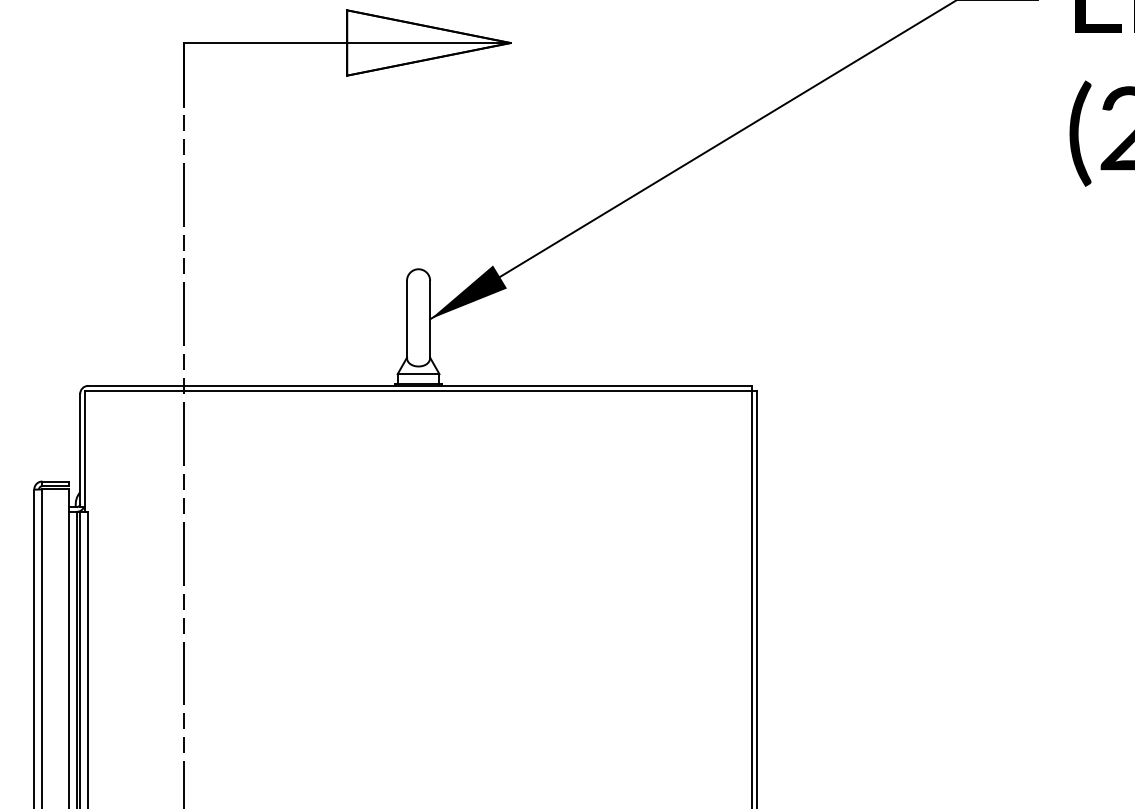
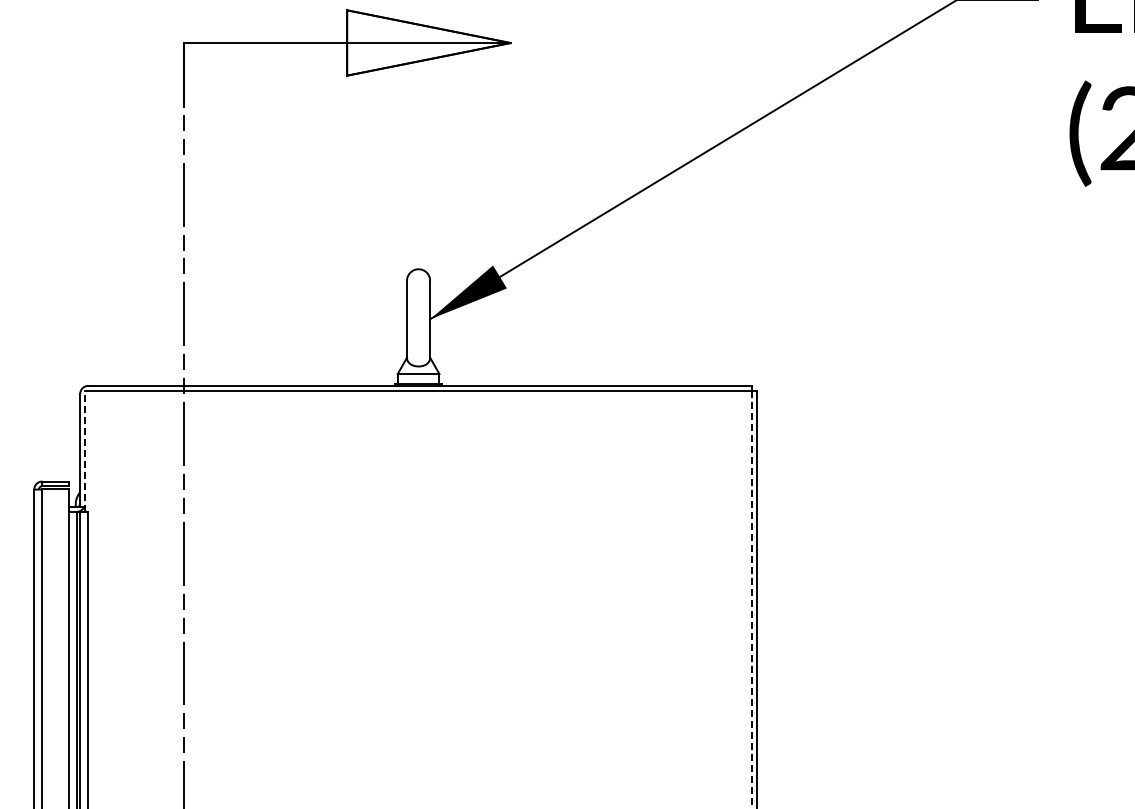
line: solid -> dashed (84, 451)
line: solid -> dashed (752, 599)
